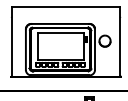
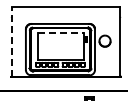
line: solid -> dashed (61, 32)
line: solid -> dashed (11, 42)
